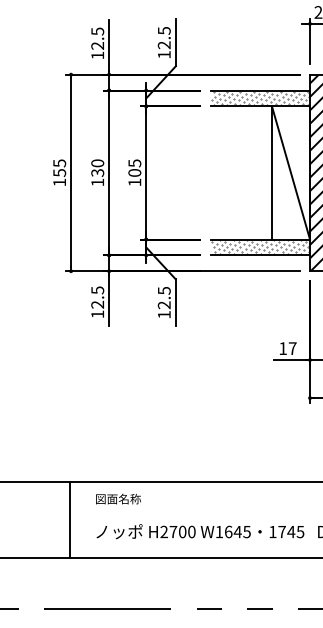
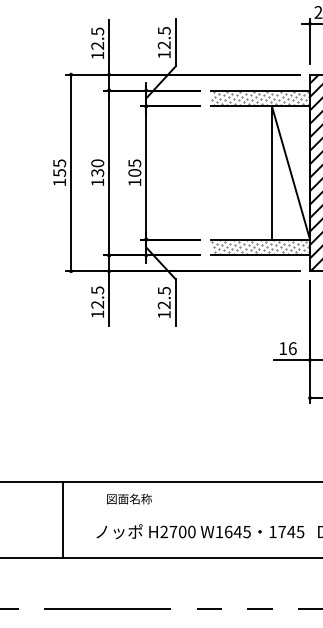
text: 17 -> 16 (292, 348)
text position: (118, 498) -> (129, 498) (129, 498)
line position: (69, 520) -> (62, 520) (62, 520)
